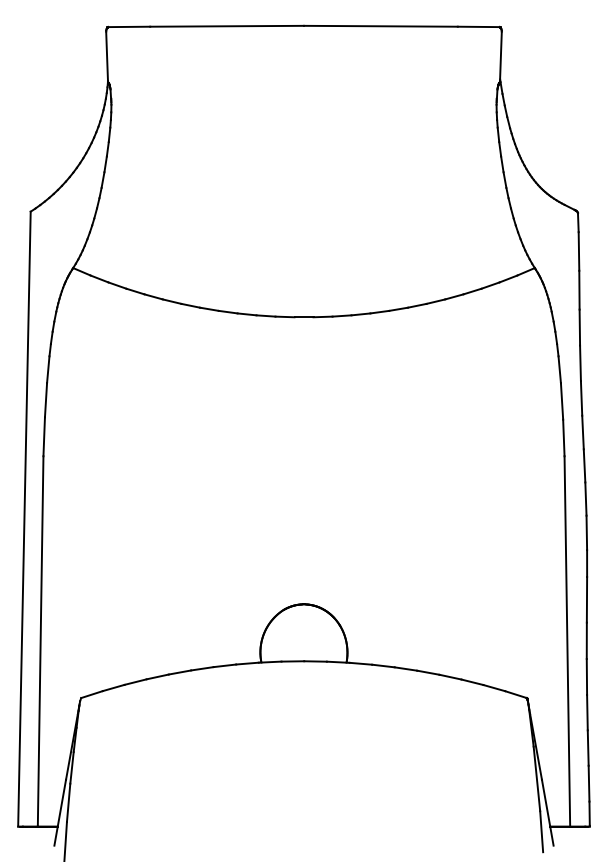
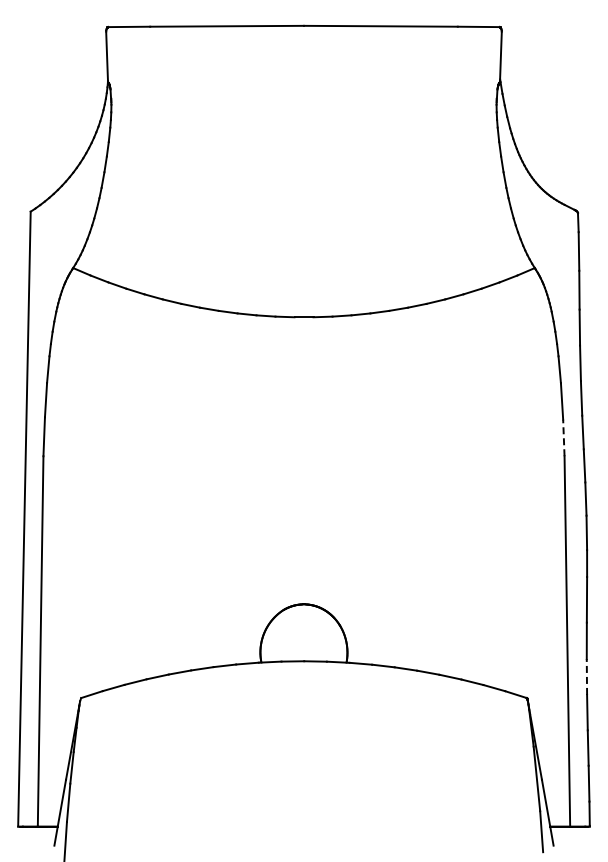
line: solid -> dashed (563, 437)
line: solid -> dashed (586, 676)
